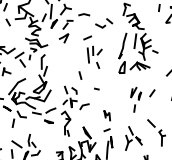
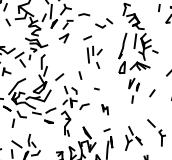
line: none -> present (59, 76)
part position: (136, 99) -> (134, 90) (134, 90)
part position: (106, 115) -> (104, 109) (104, 109)
